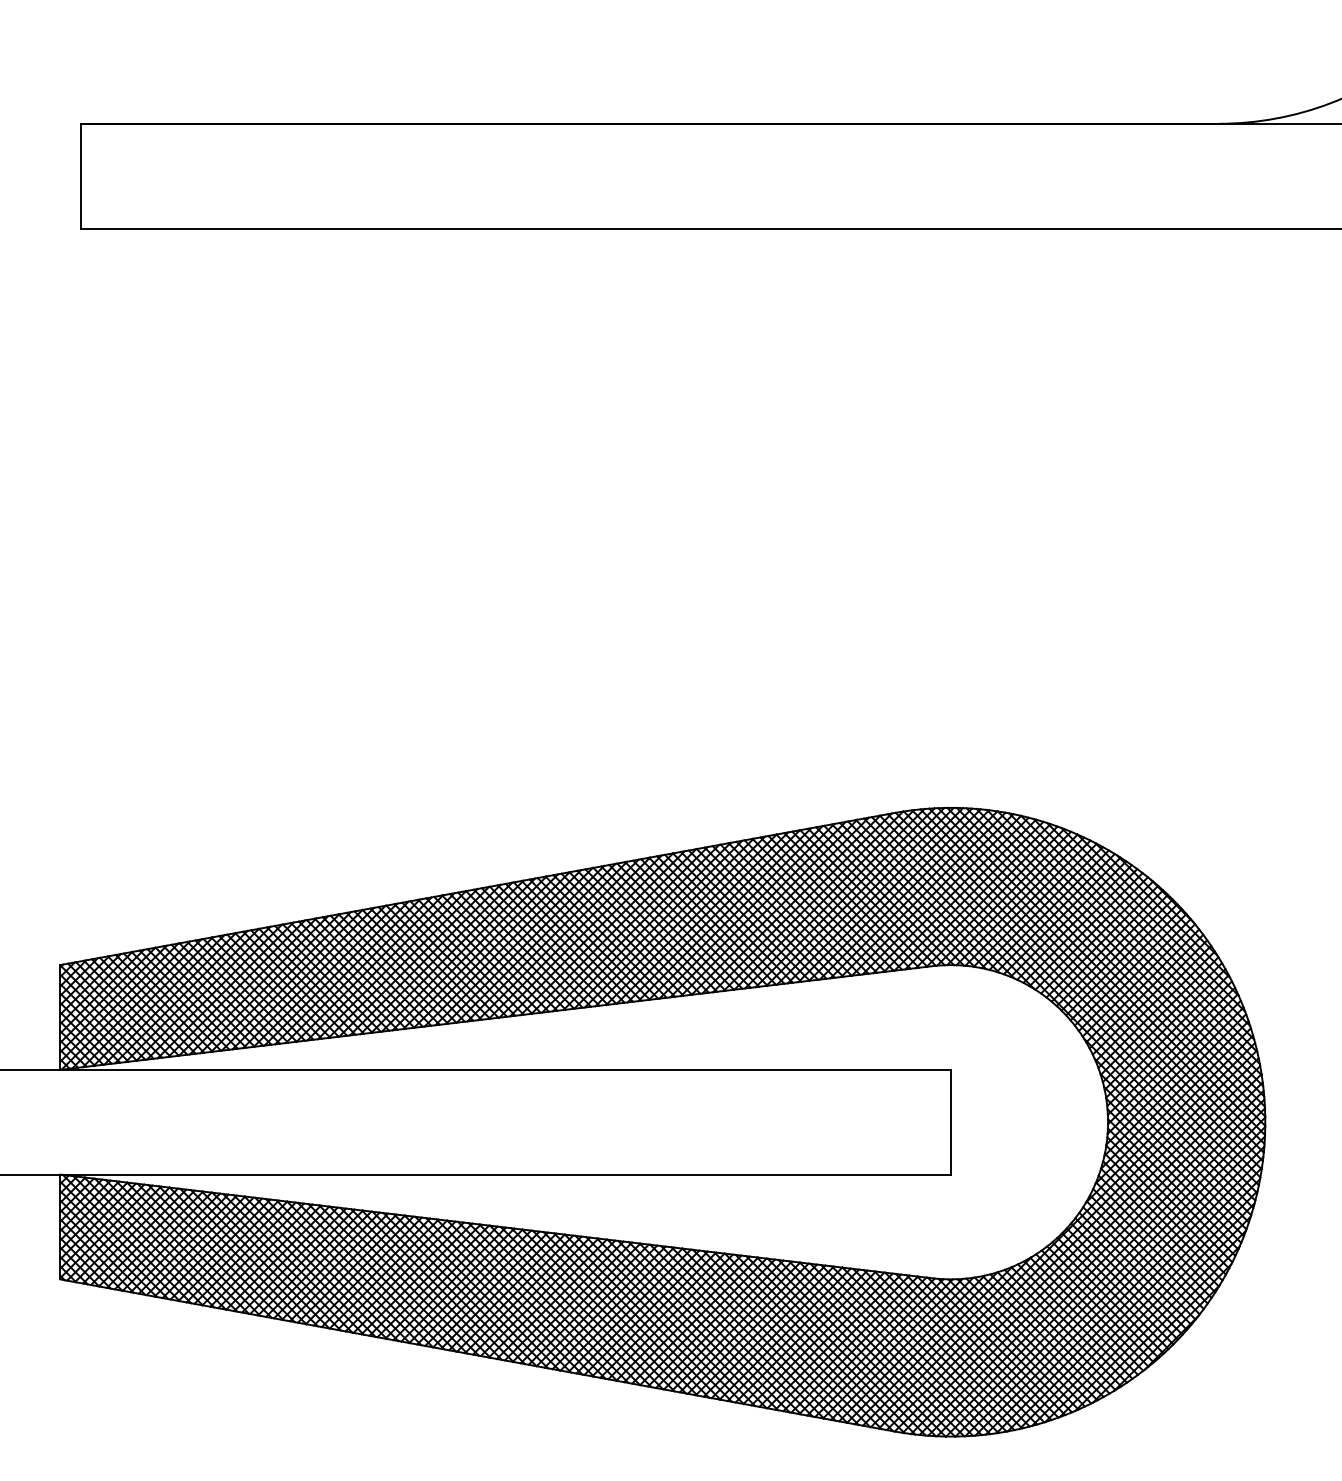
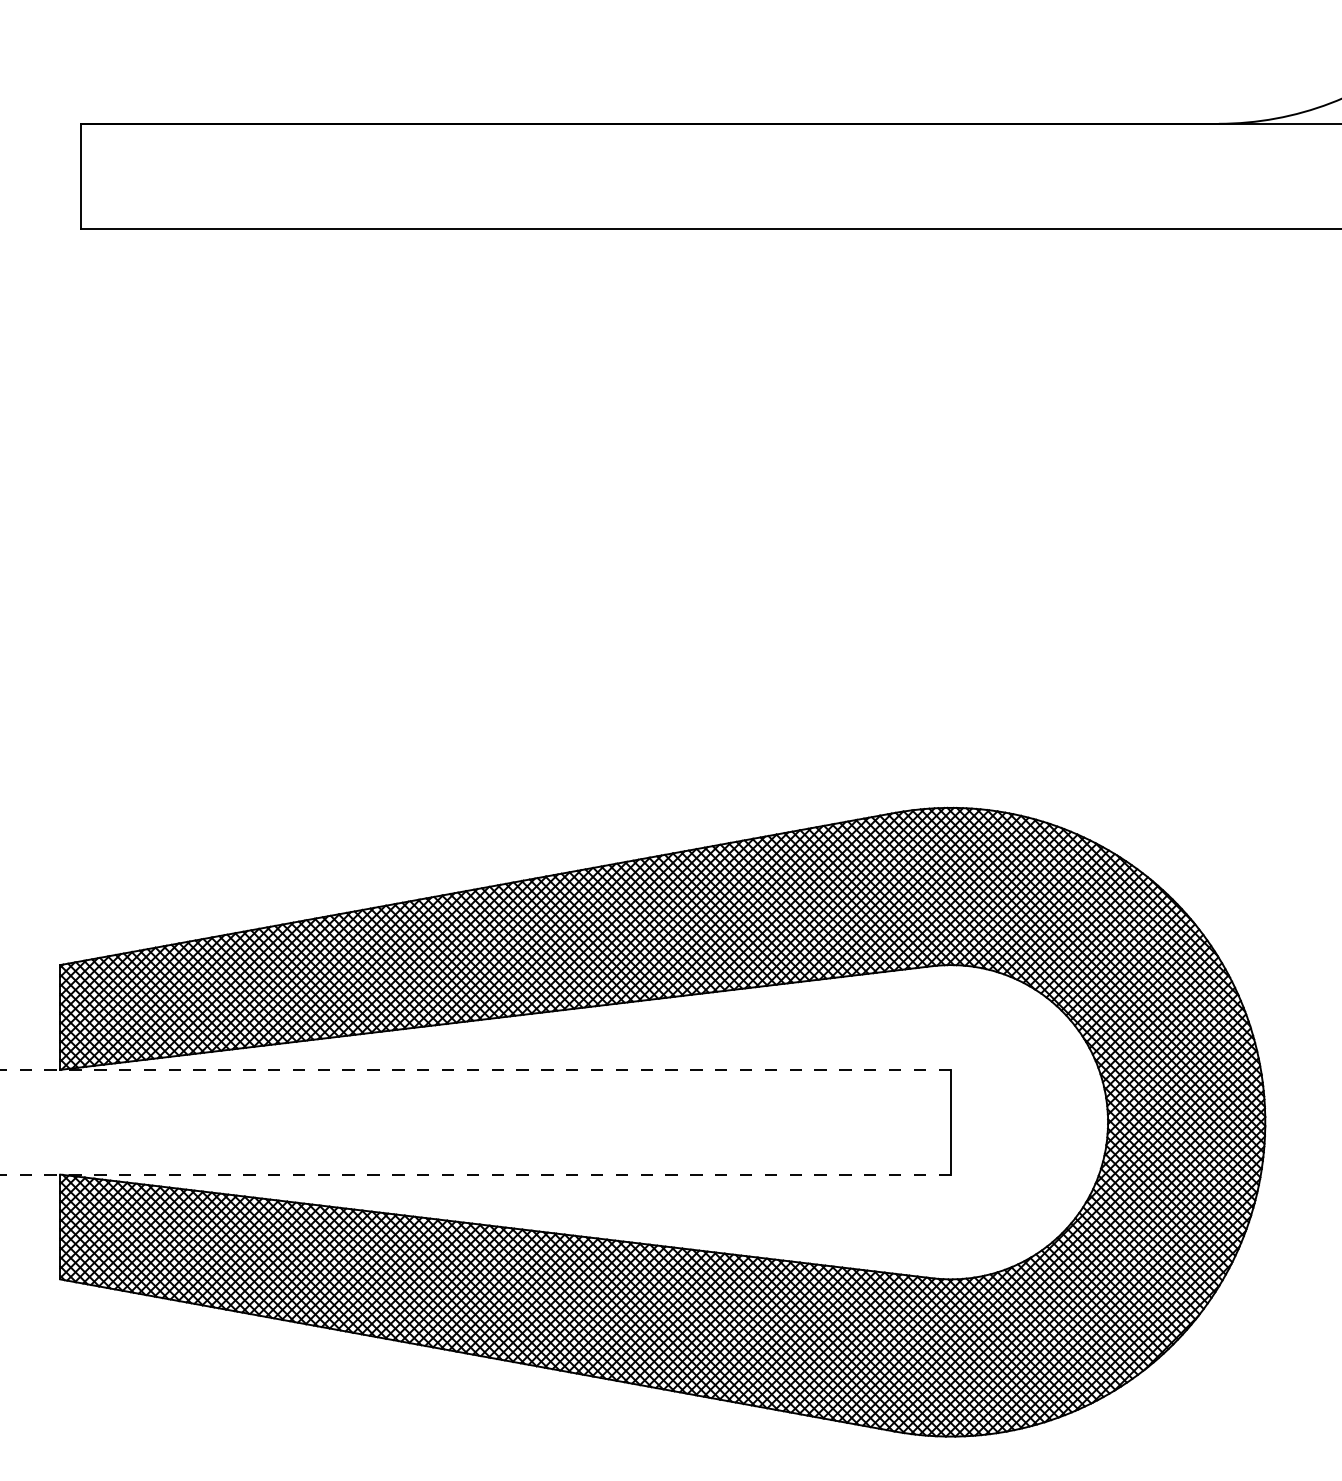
line: solid -> dashed (475, 1069)
line: solid -> dashed (475, 1174)
